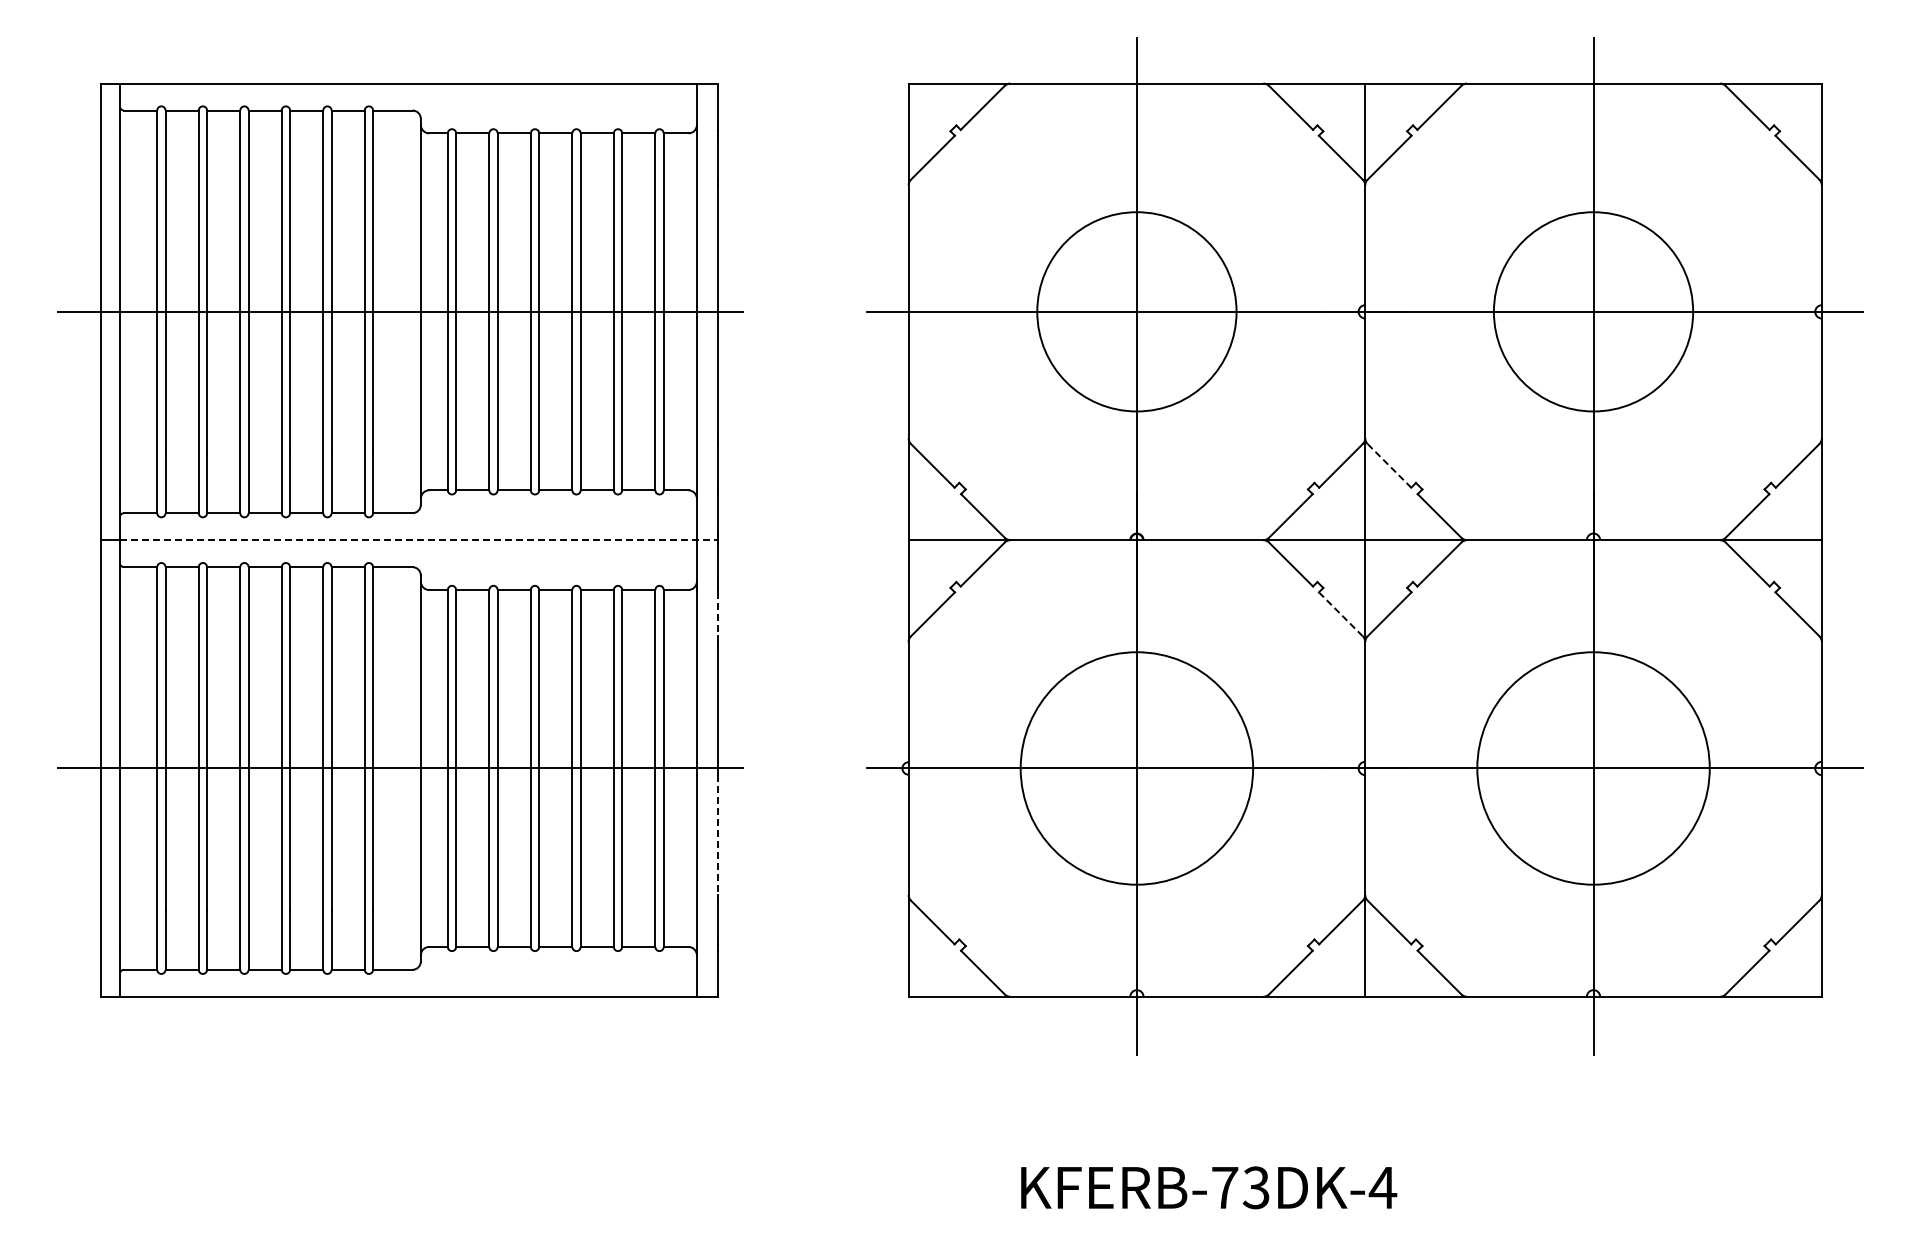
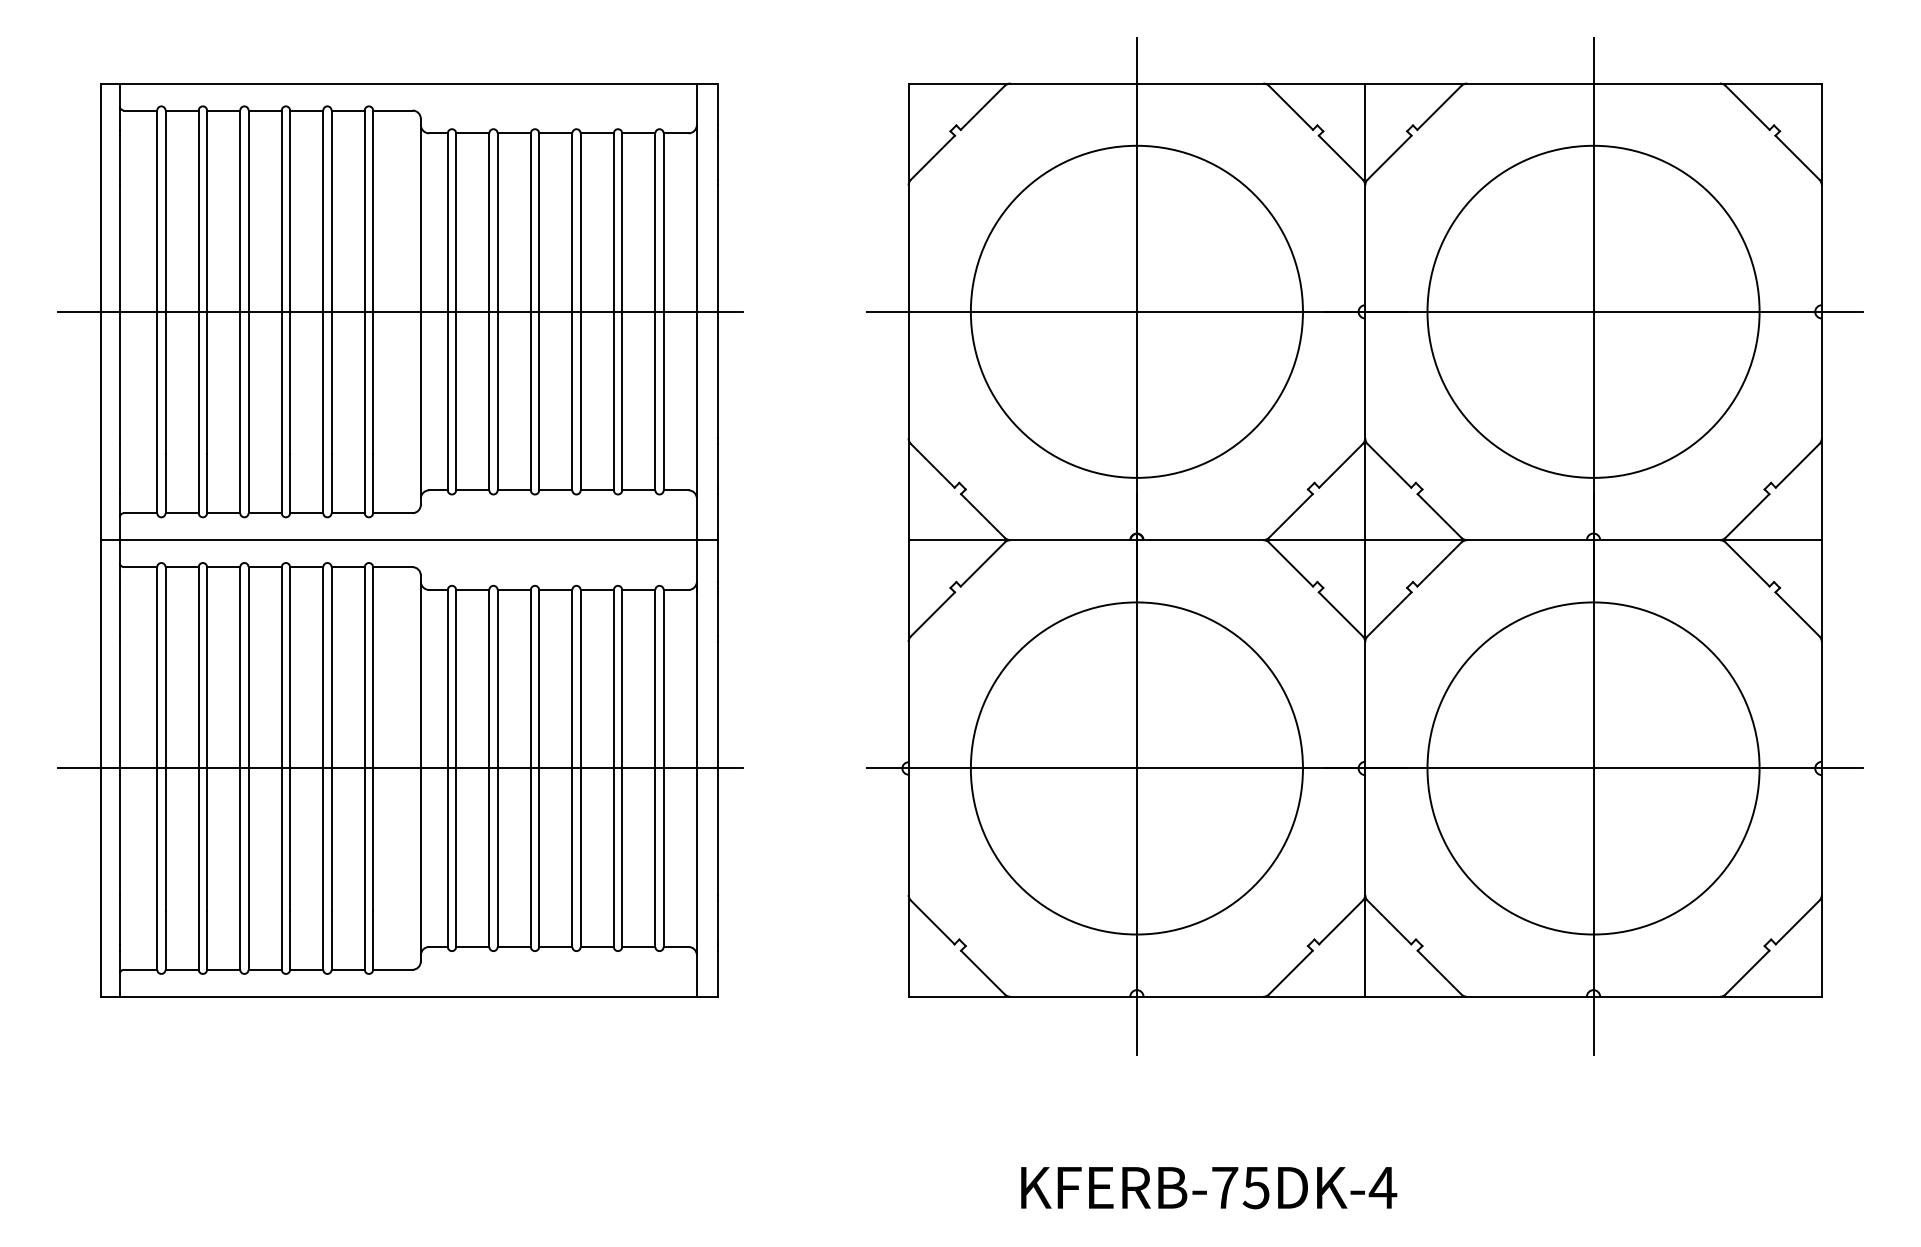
circle diameter: 199 px -> 332 px (1136, 311)
circle diameter: 199 px -> 332 px (1593, 311)
line: dashed -> solid (1389, 465)
line: dashed -> solid (418, 540)
line: dashed -> solid (1340, 613)
line: dashed -> solid (717, 614)
circle diameter: 232 px -> 332 px (1136, 768)
circle diameter: 232 px -> 332 px (1593, 768)
line: dashed -> solid (717, 835)
text: KFERB-73DK-4 -> KFERB-75DK-4 (1256, 1187)
